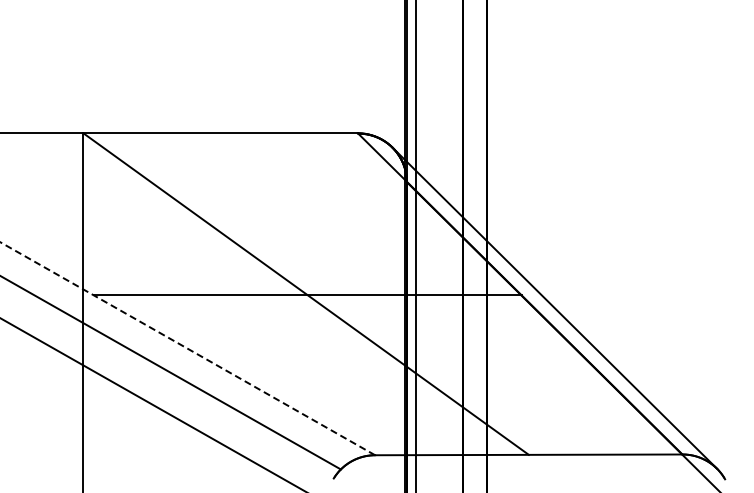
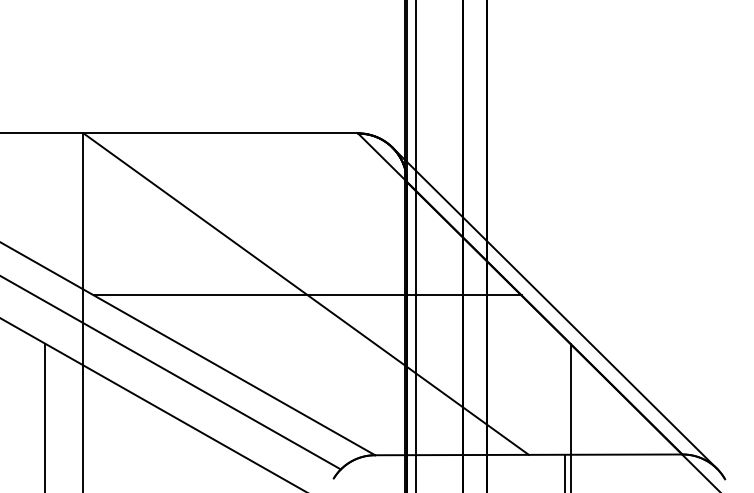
line: dashed -> solid (187, 348)
line: none -> present (44, 416)
line: none -> present (570, 416)
line: none -> present (564, 471)
